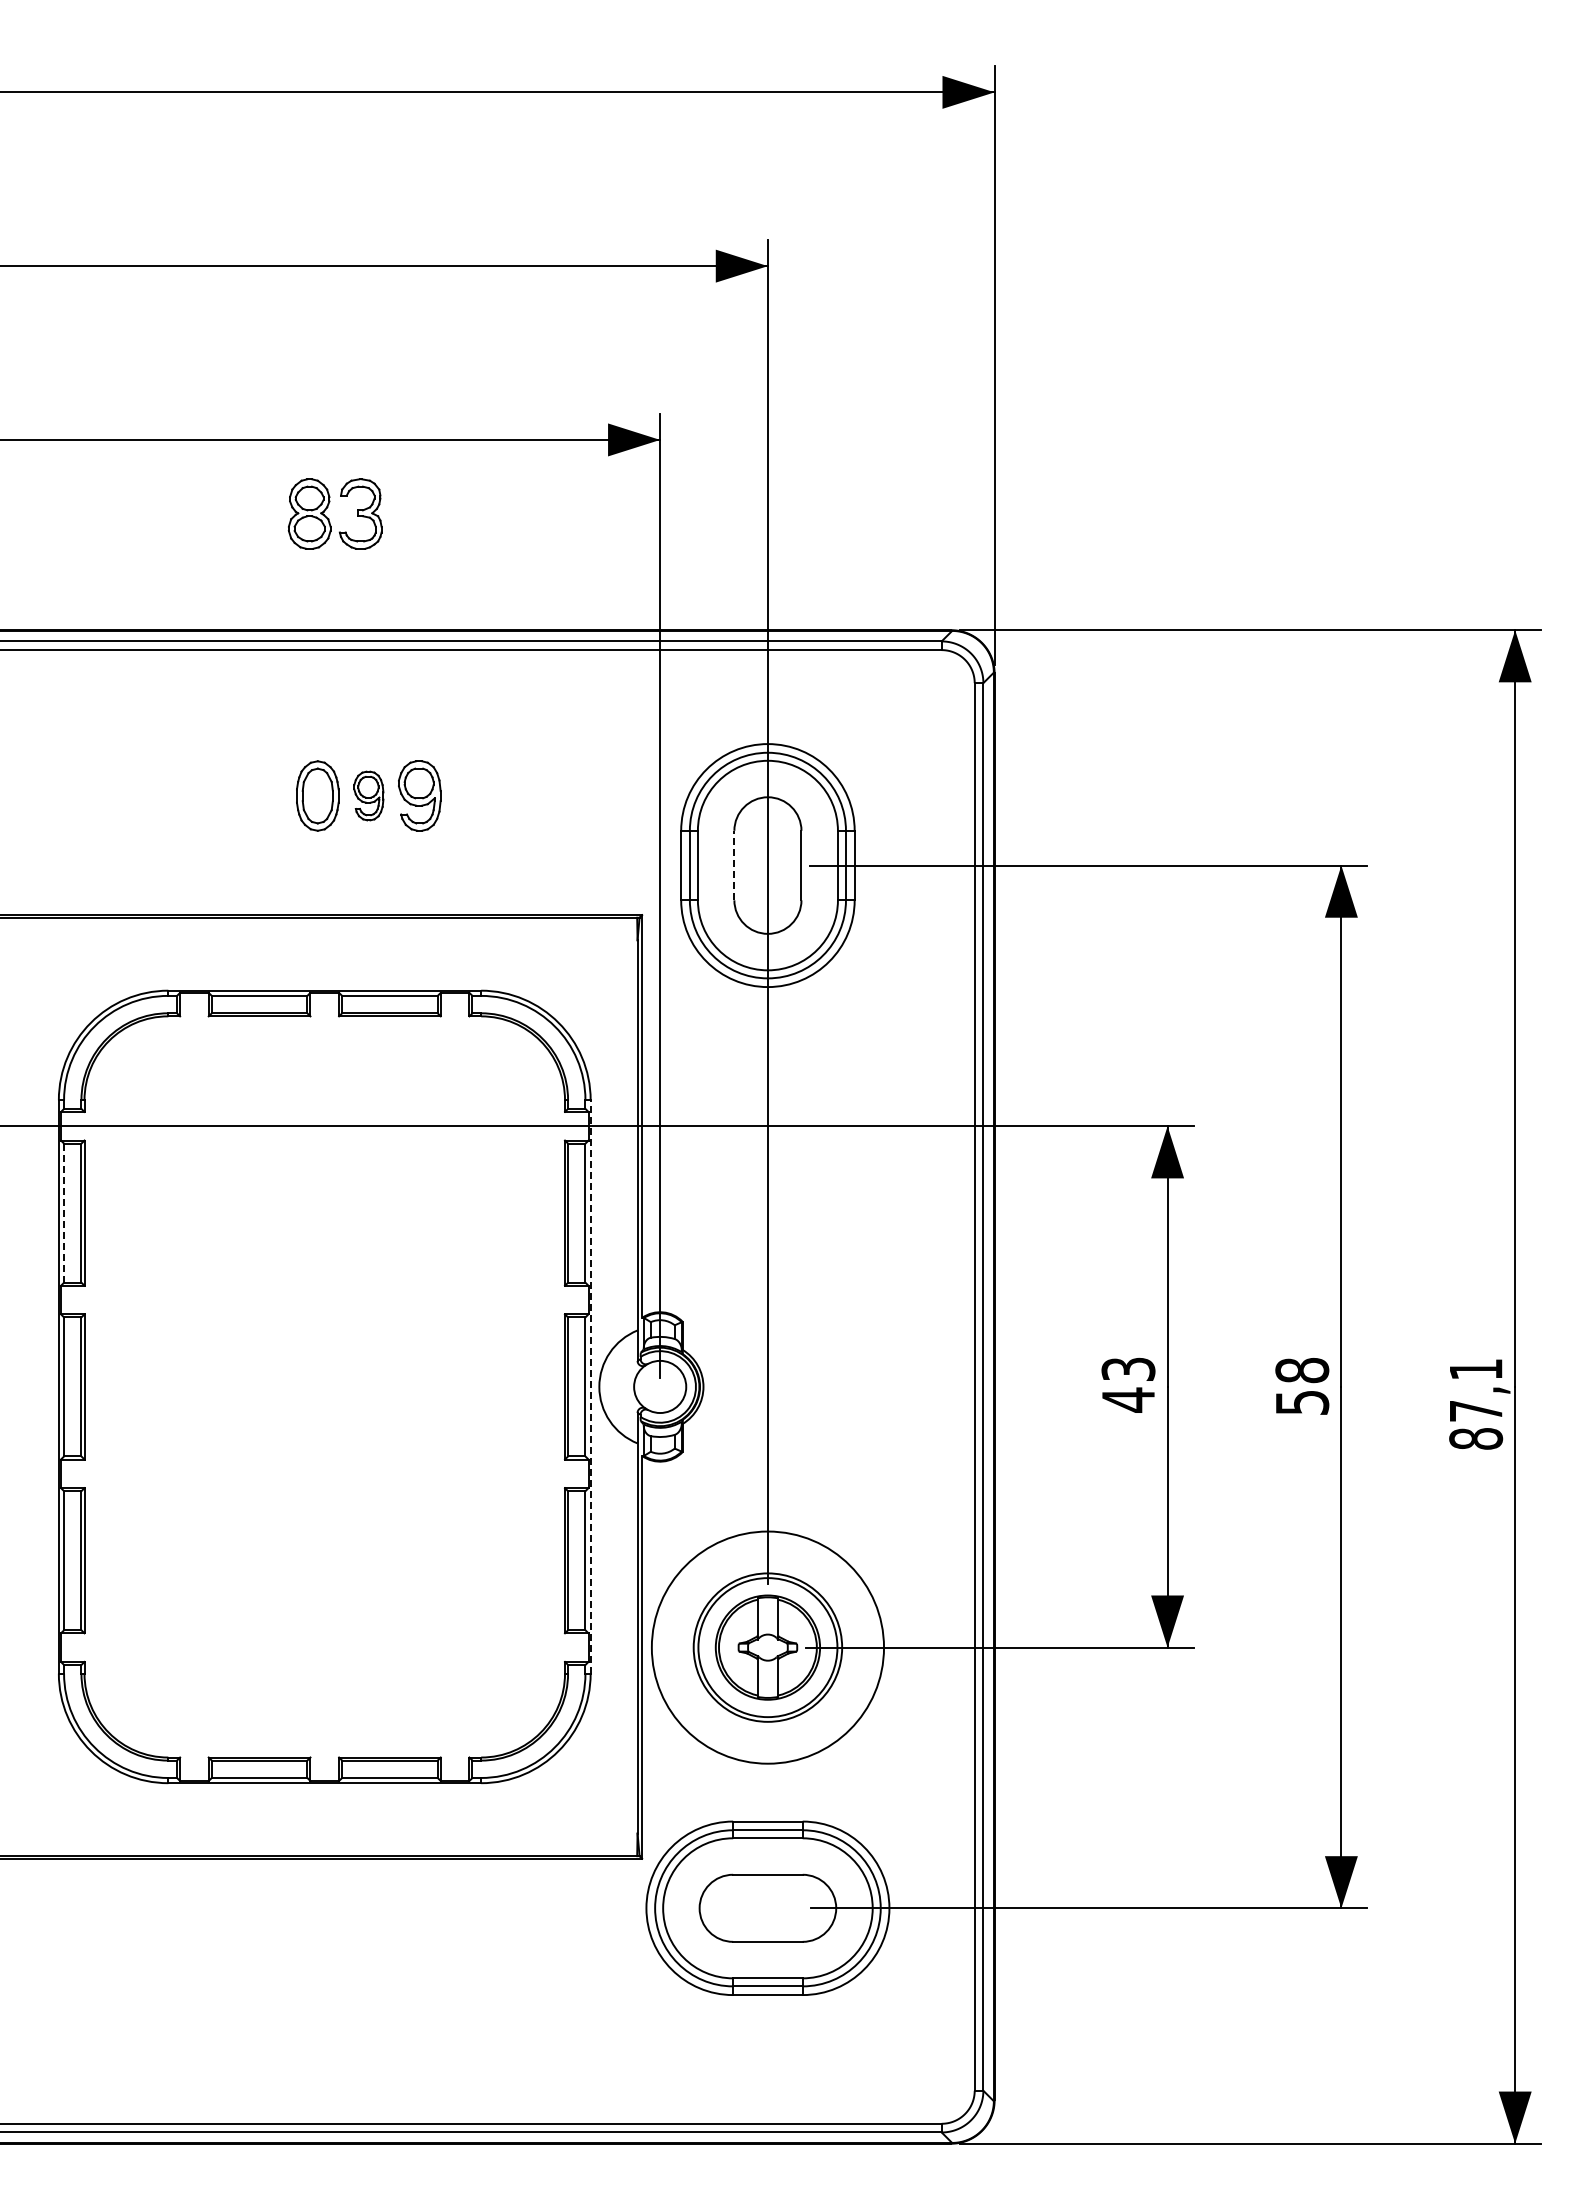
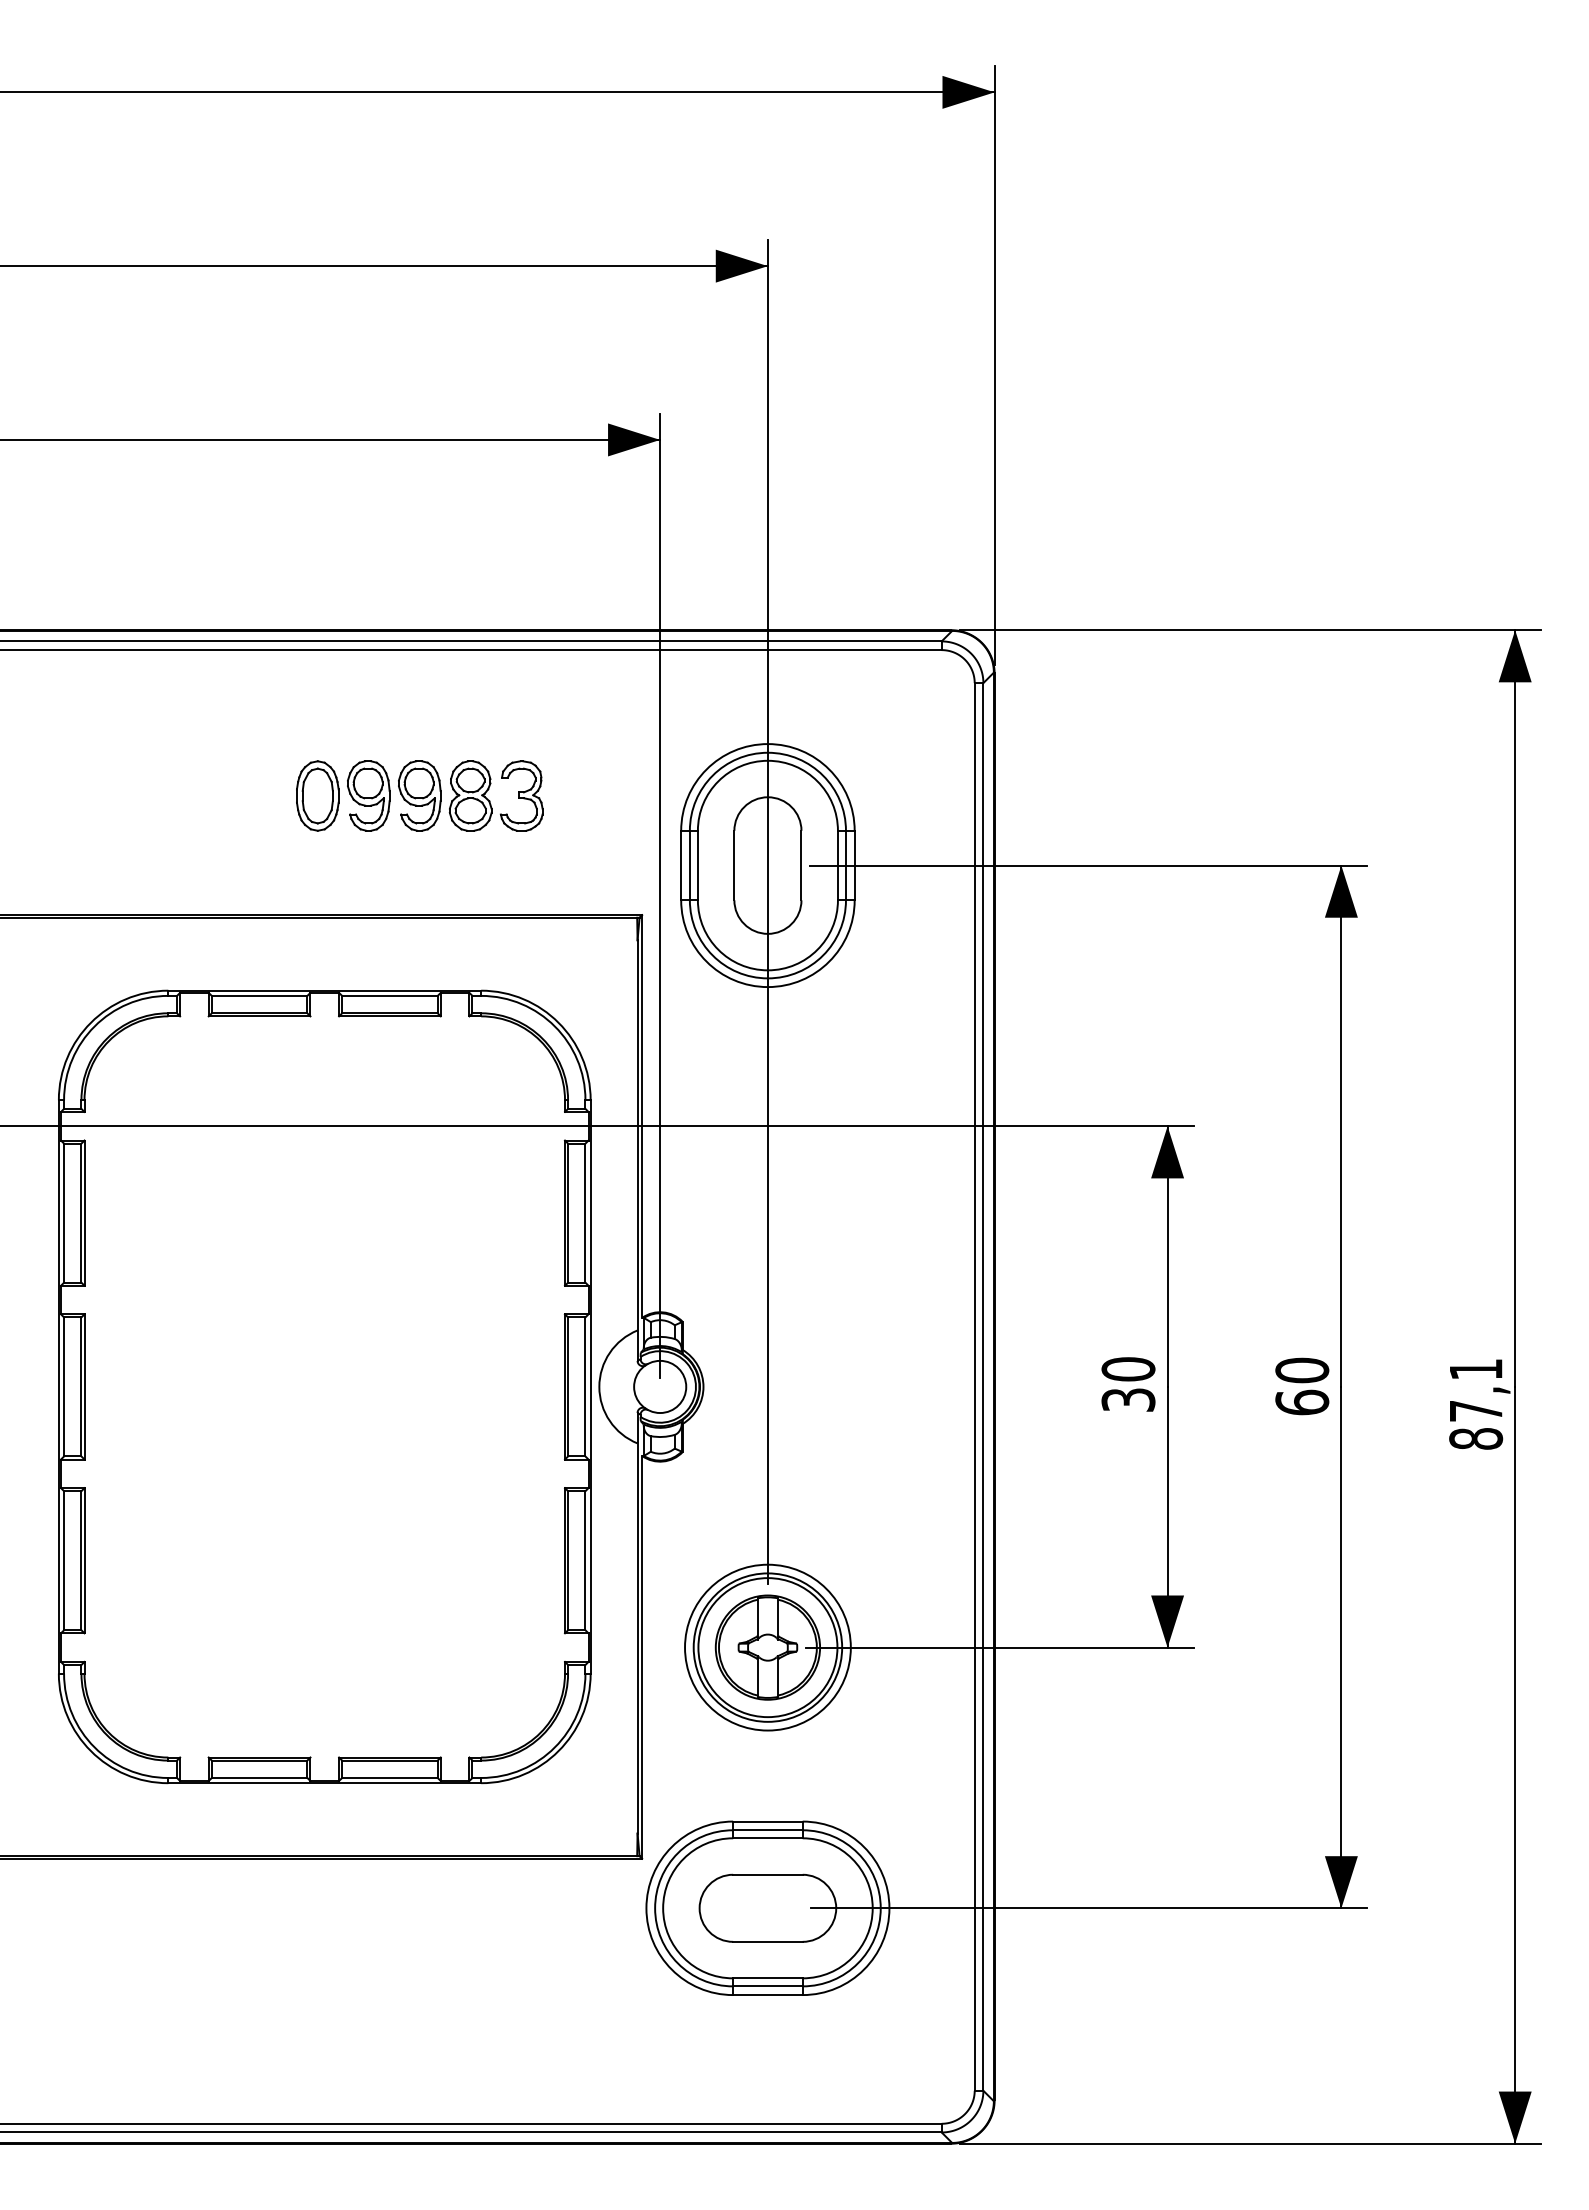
part position: (329, 518) -> (490, 800) (490, 800)
part size: 32x52 px -> 44x72 px (368, 795)
line: dashed -> solid (734, 865)
line: dashed -> solid (64, 1213)
text: 43 -> 30 (1128, 1384)
line: dashed -> solid (590, 1386)
text: 58 -> 60 (1302, 1386)
circle diameter: 232 px -> 166 px (767, 1647)
